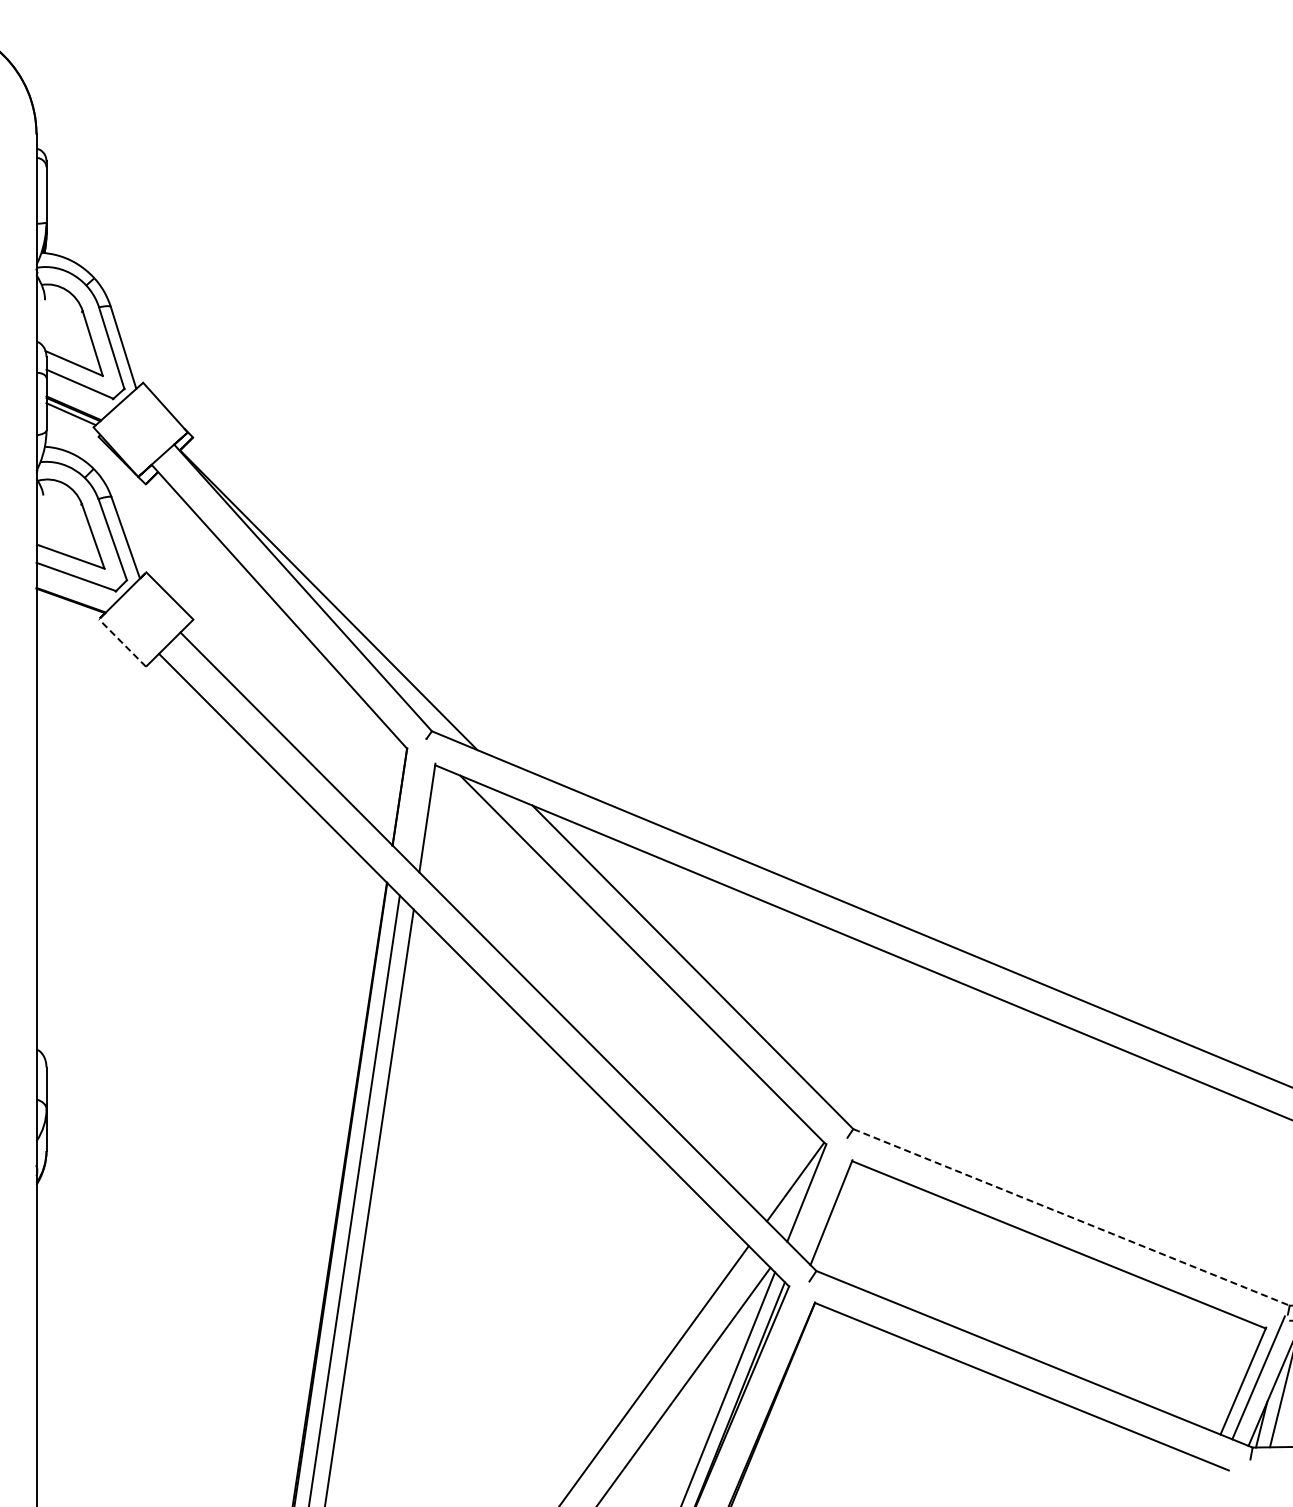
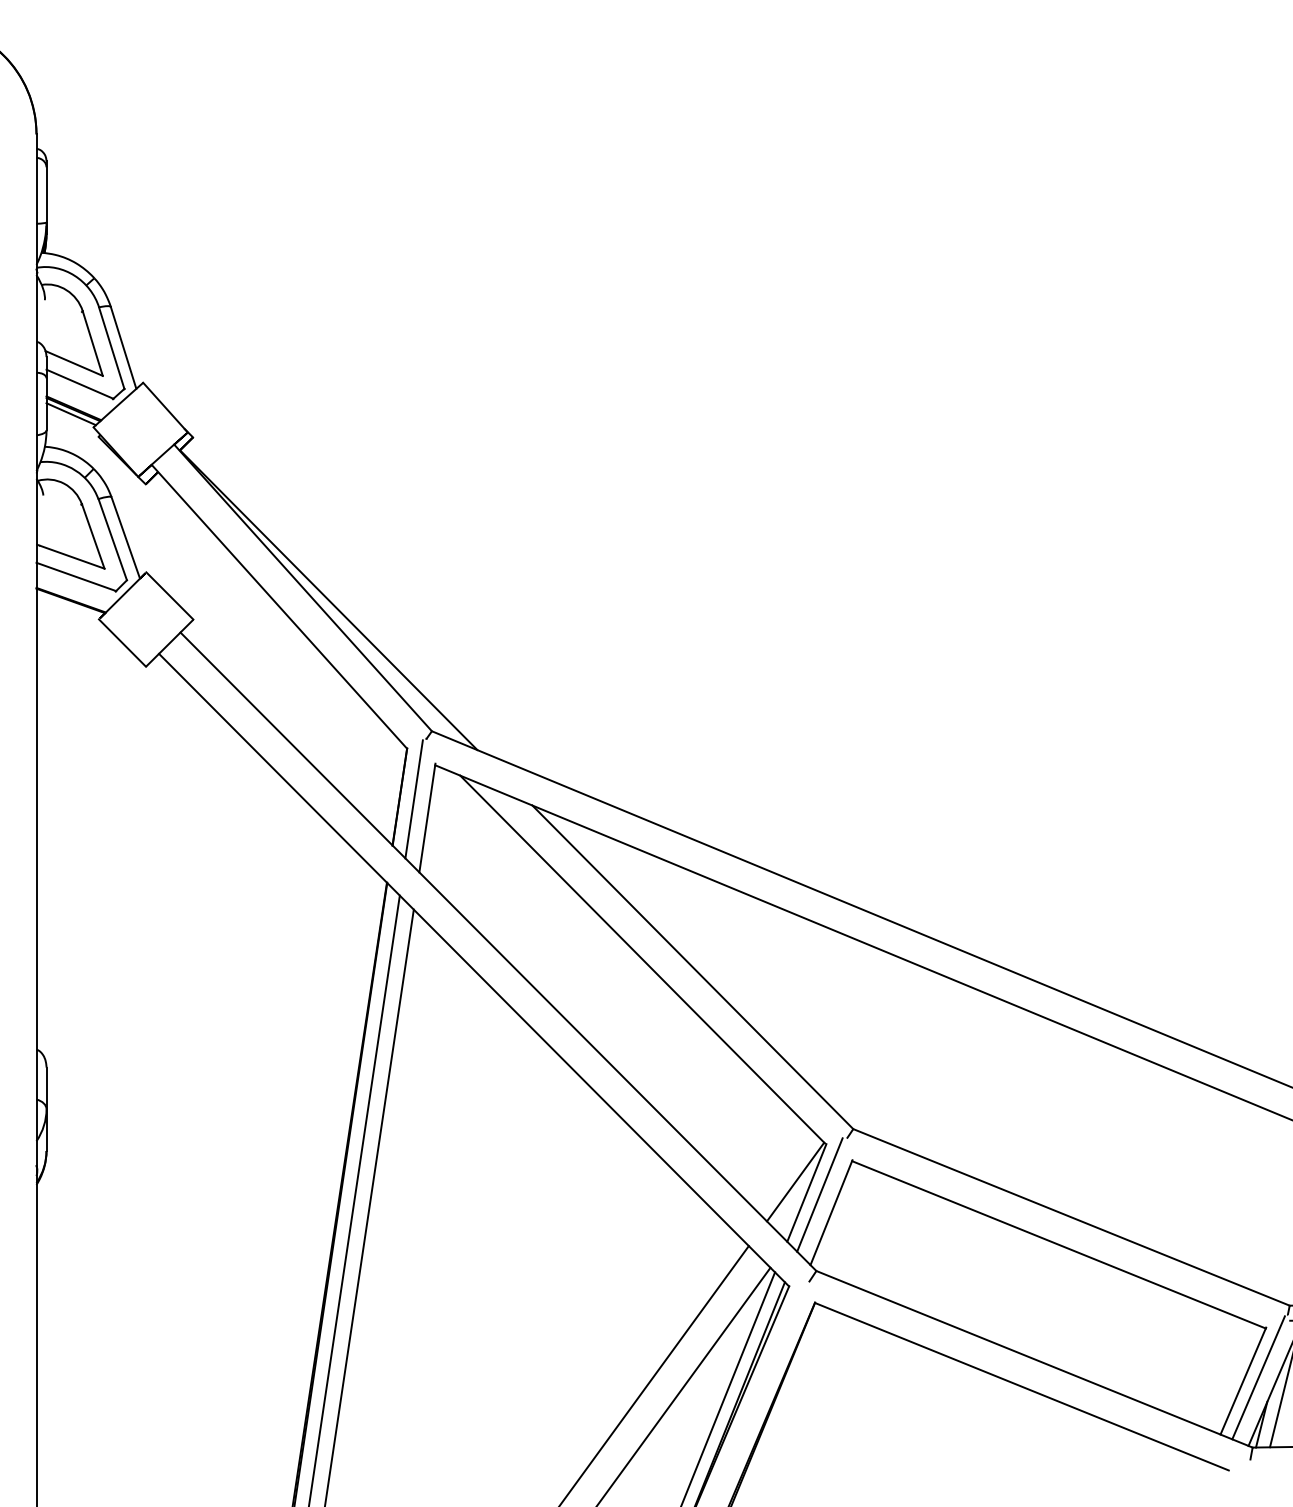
line: dashed -> solid (122, 642)
line: none -> present (413, 799)
line: none -> present (819, 1194)
line: dashed -> solid (1071, 1217)
